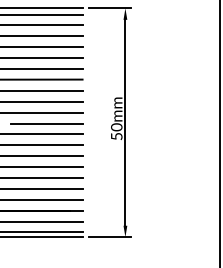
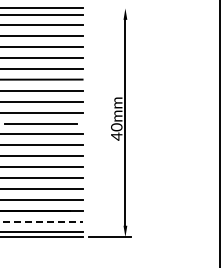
line: present -> none (110, 8)
line position: (46, 123) -> (40, 123) (40, 123)
text: 50mm -> 40mm (116, 136)
line: solid -> dashed (41, 221)
